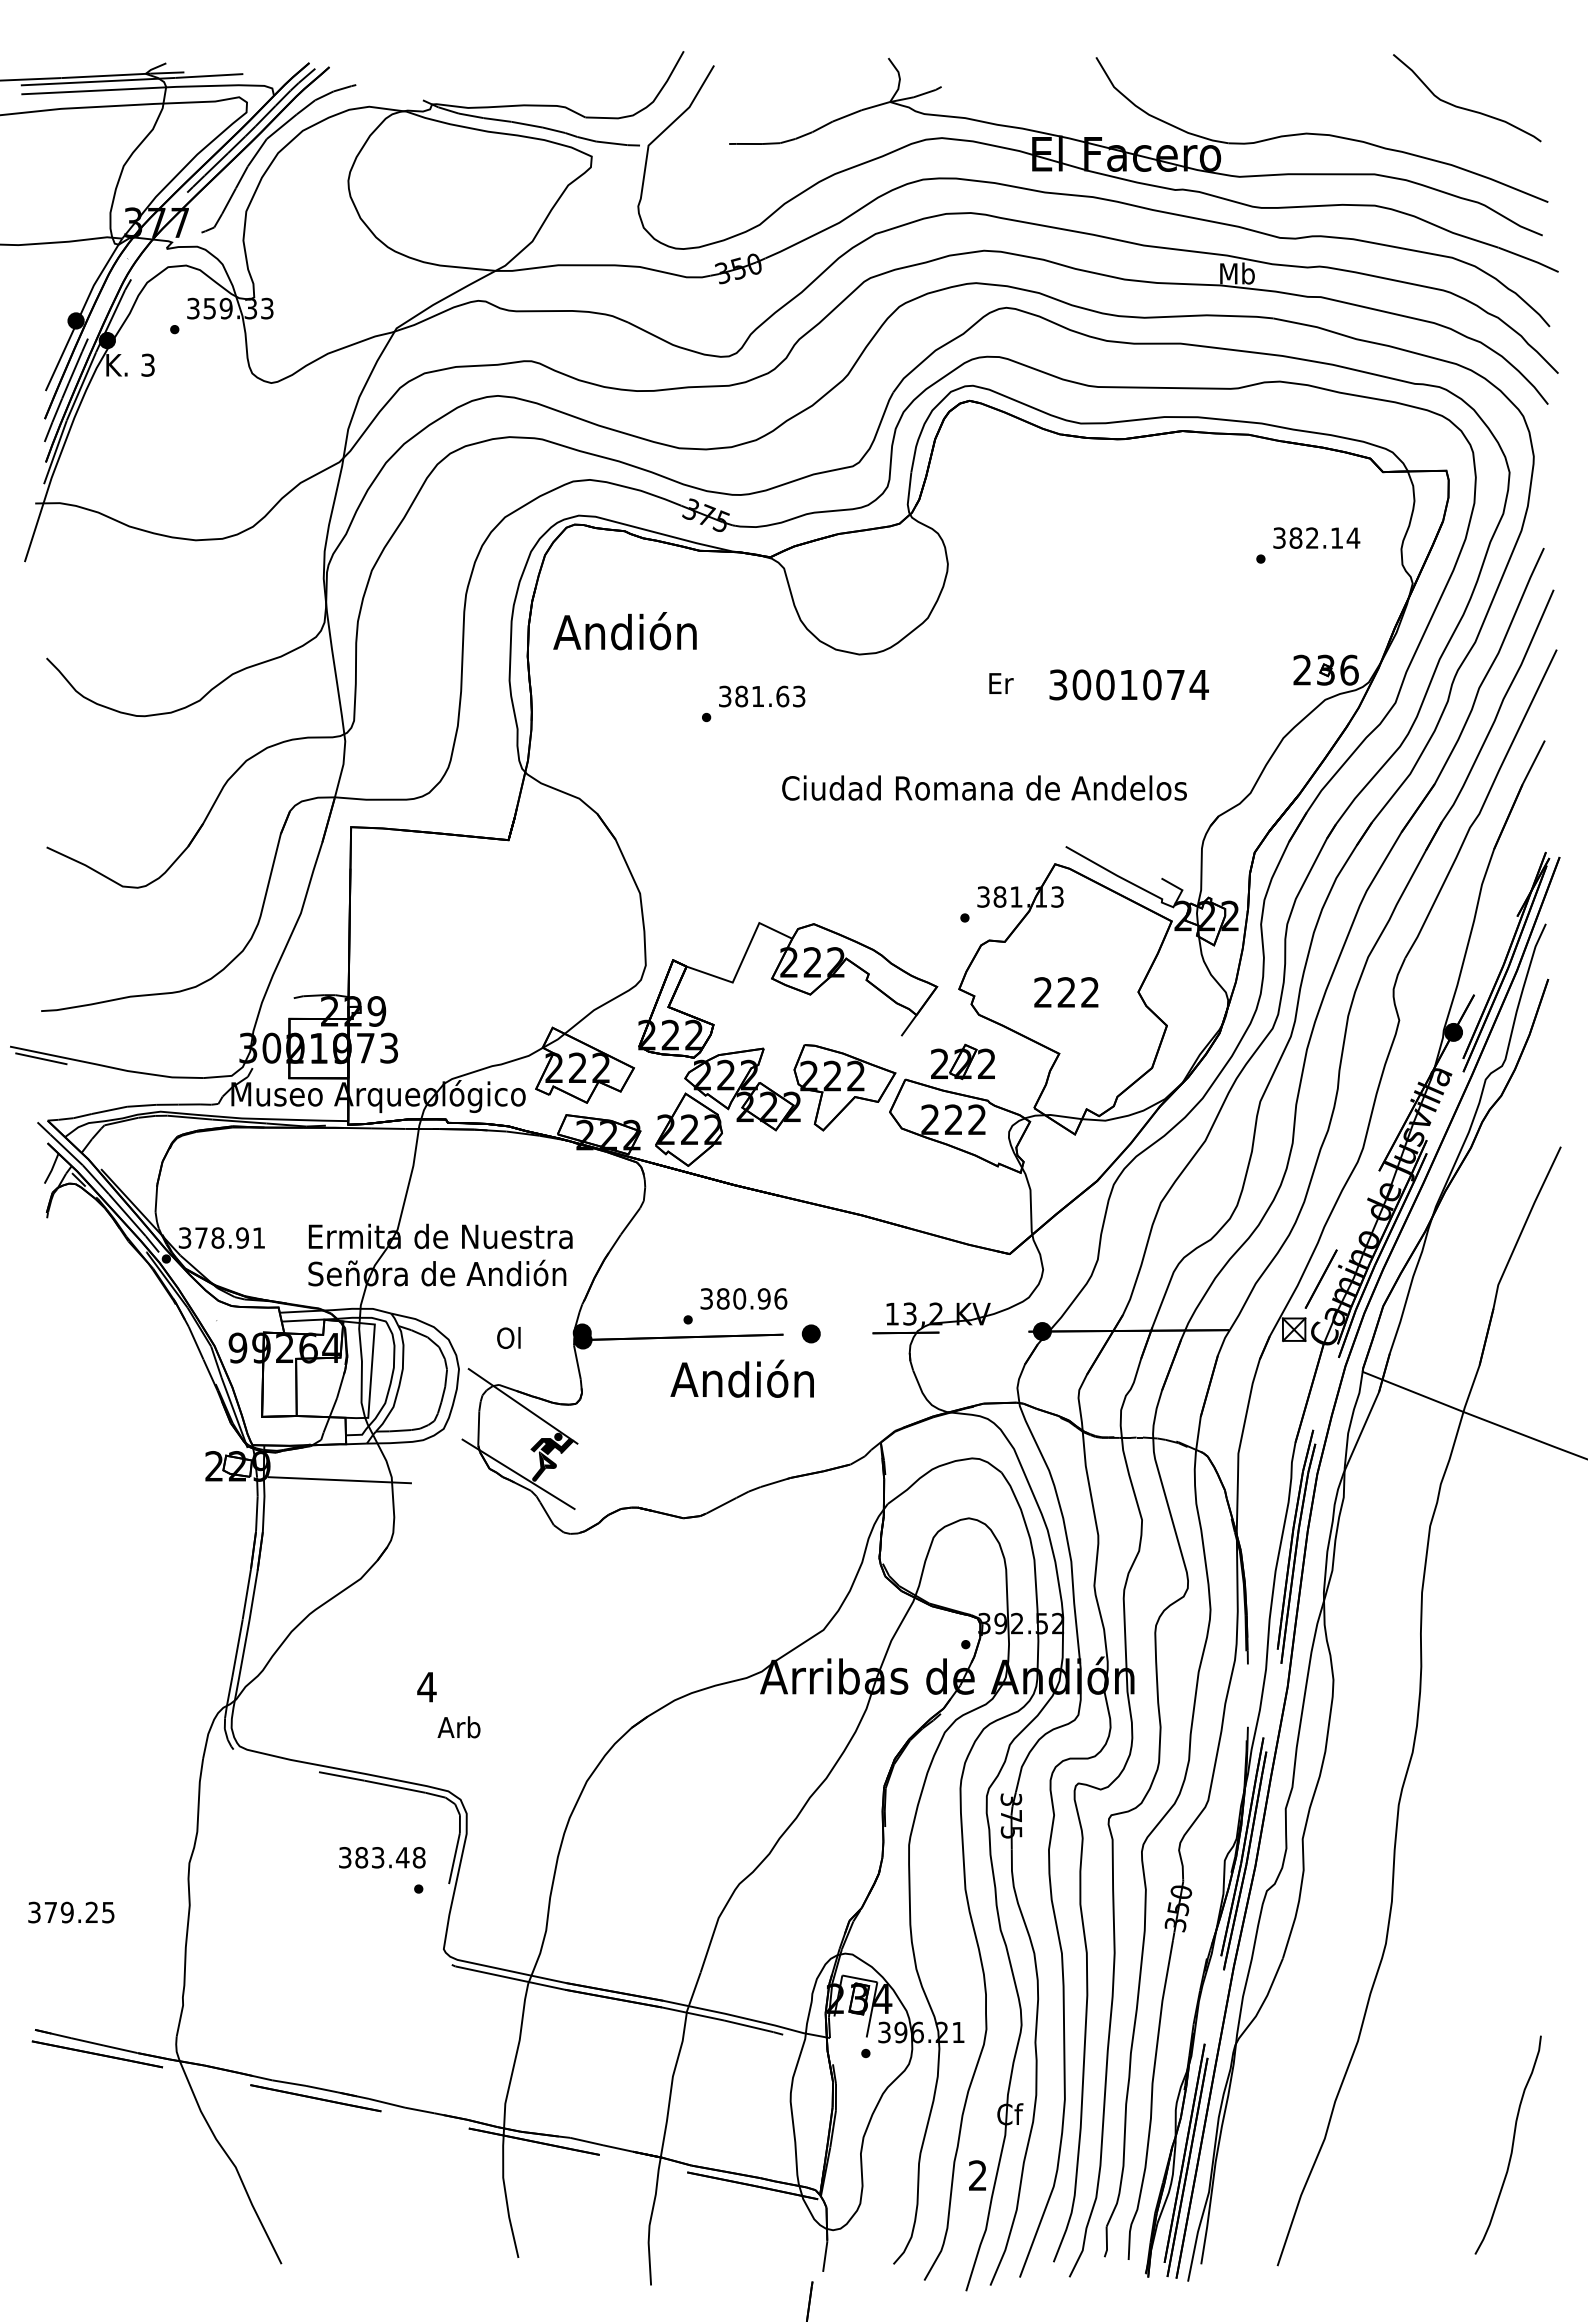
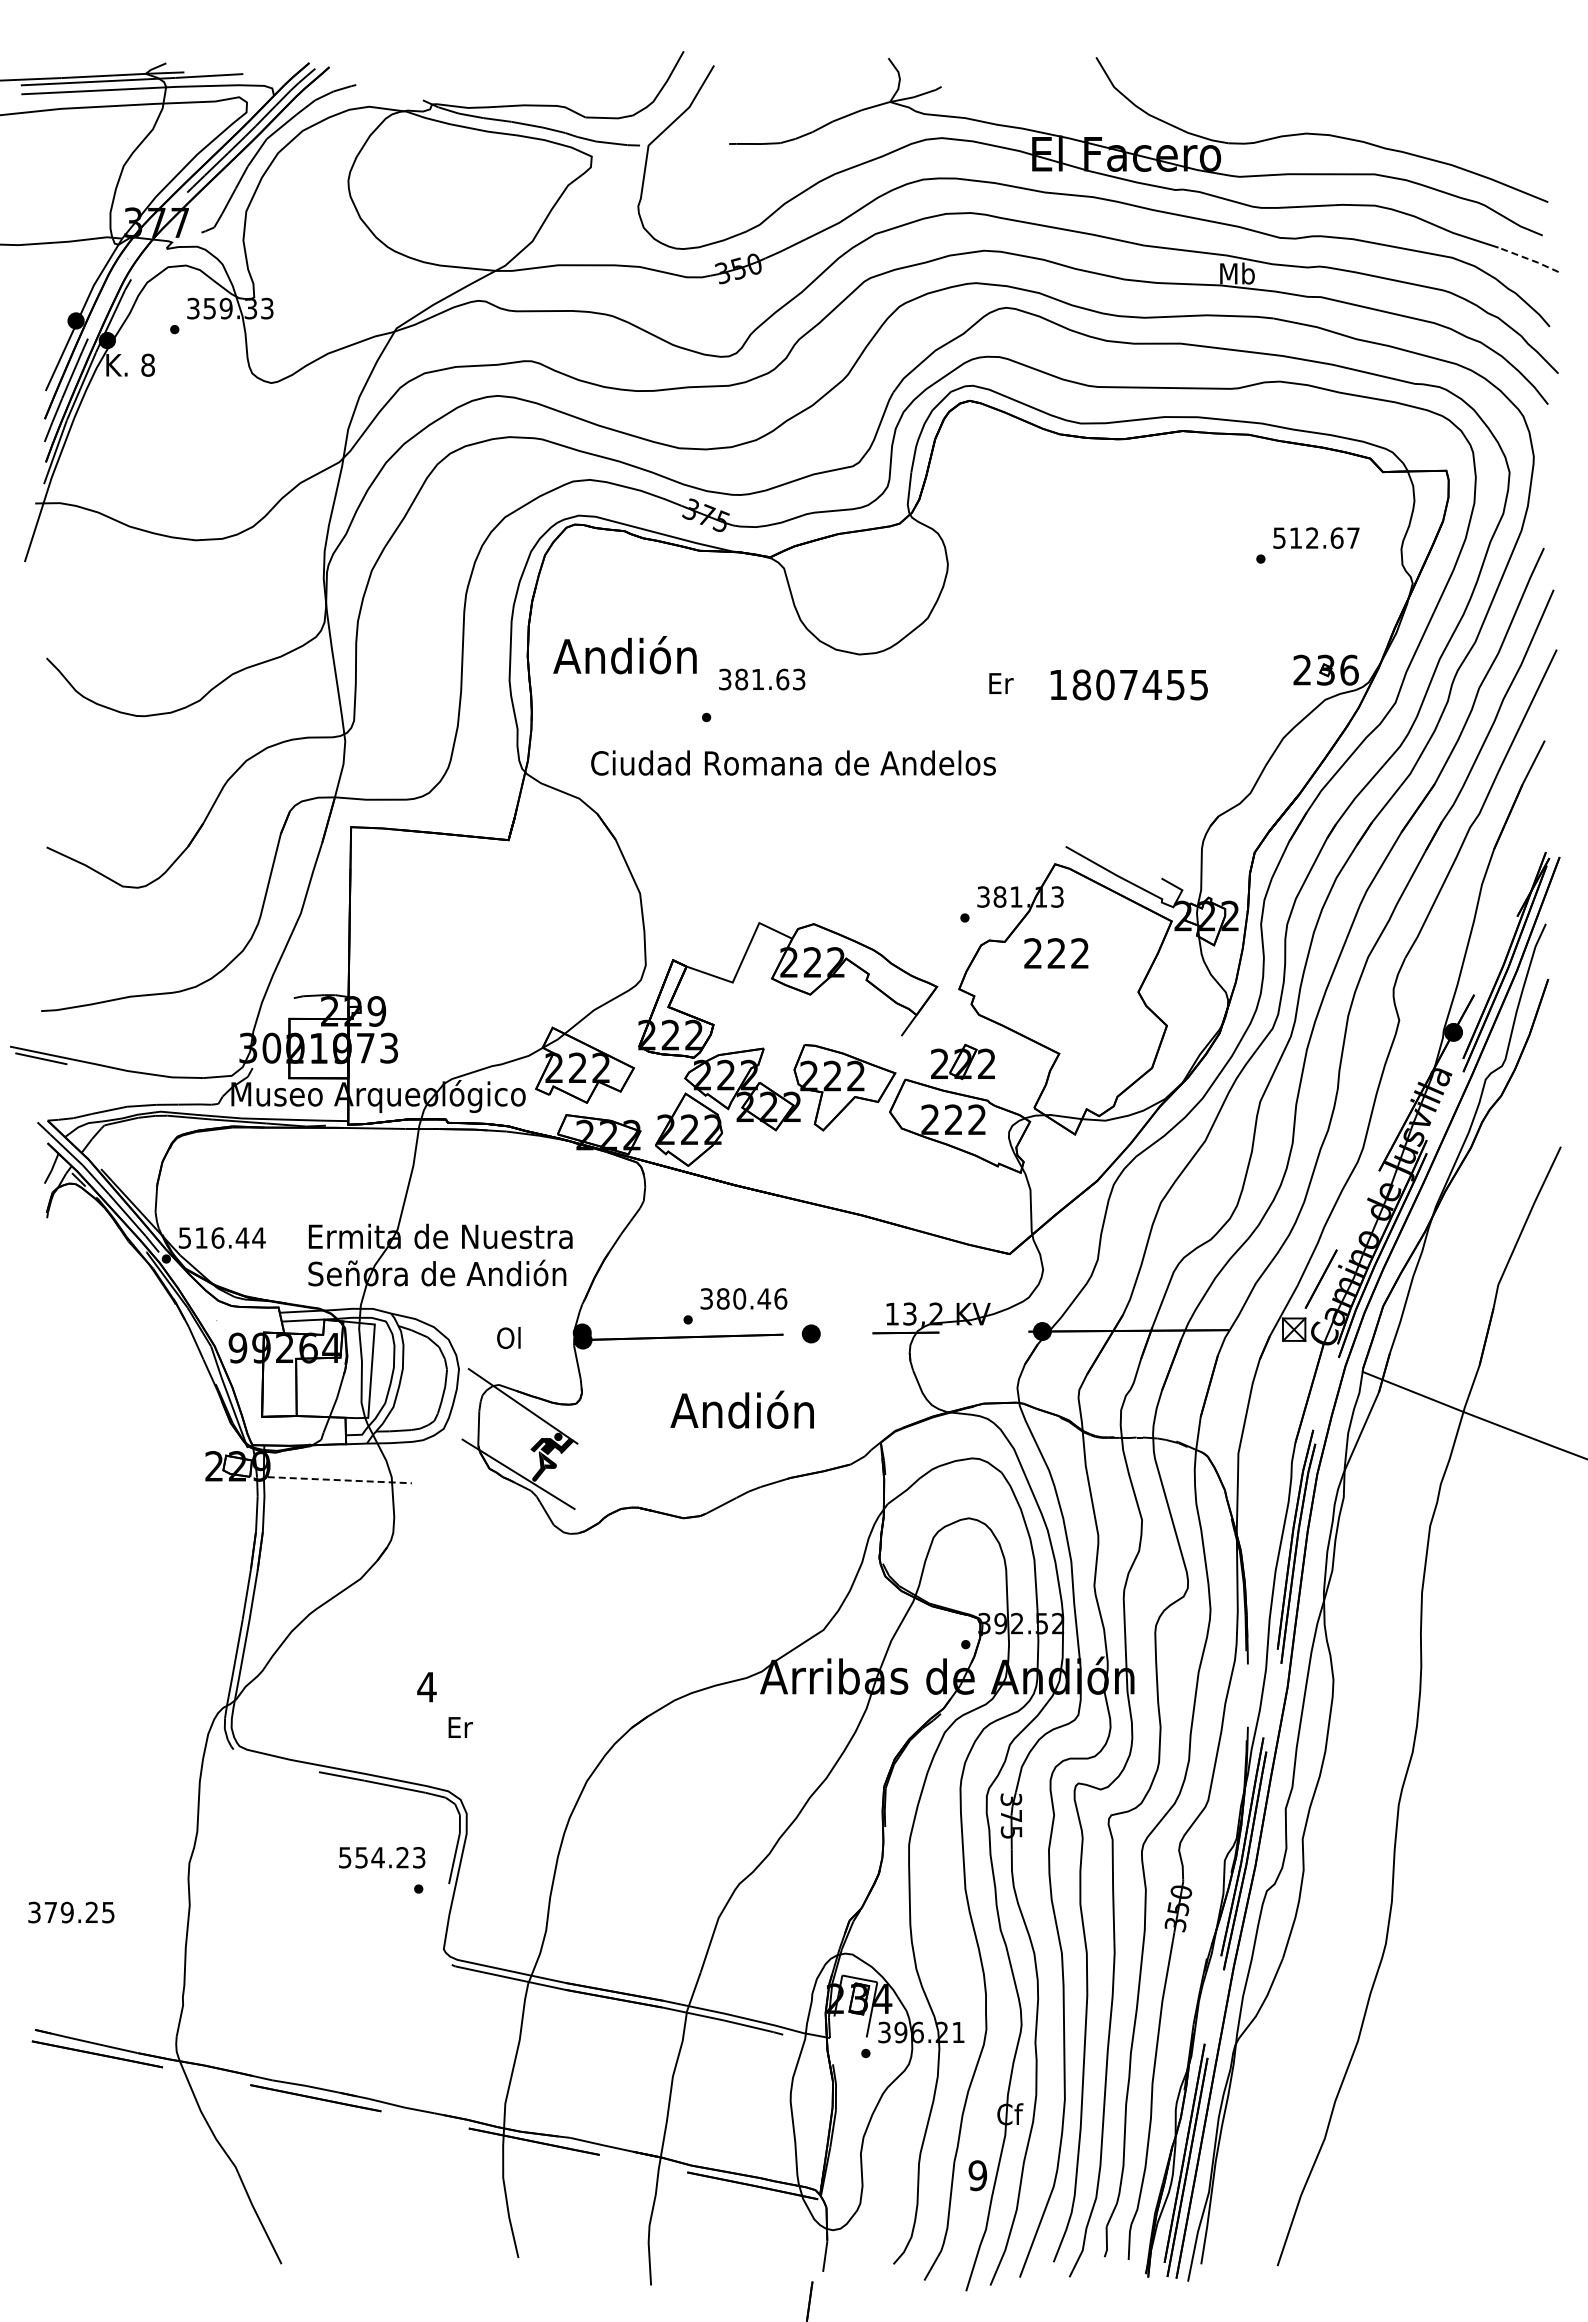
curve: present -> none (1464, 107)
line: solid -> dashed (1528, 259)
text: 3 -> 8 (148, 364)
text: 382.14 -> 512.67 (1317, 537)
text position: (624, 631) -> (624, 655) (624, 655)
text: 3001074 -> 1807455 (1128, 684)
text position: (762, 696) -> (762, 679) (762, 679)
text position: (984, 787) -> (793, 762) (793, 762)
text position: (1066, 992) -> (1056, 953) (1056, 953)
text: 378.91 -> 516.44 (222, 1237)
text: 380.96 -> 380.46 (764, 1298)
text position: (741, 1378) -> (741, 1409) (741, 1409)
line: solid -> dashed (340, 1480)
text: Arb -> Er (458, 1727)
text: 383.48 -> 554.23 (382, 1857)
curve: present -> none (1511, 2145)
text: 2 -> 9 (977, 2175)
